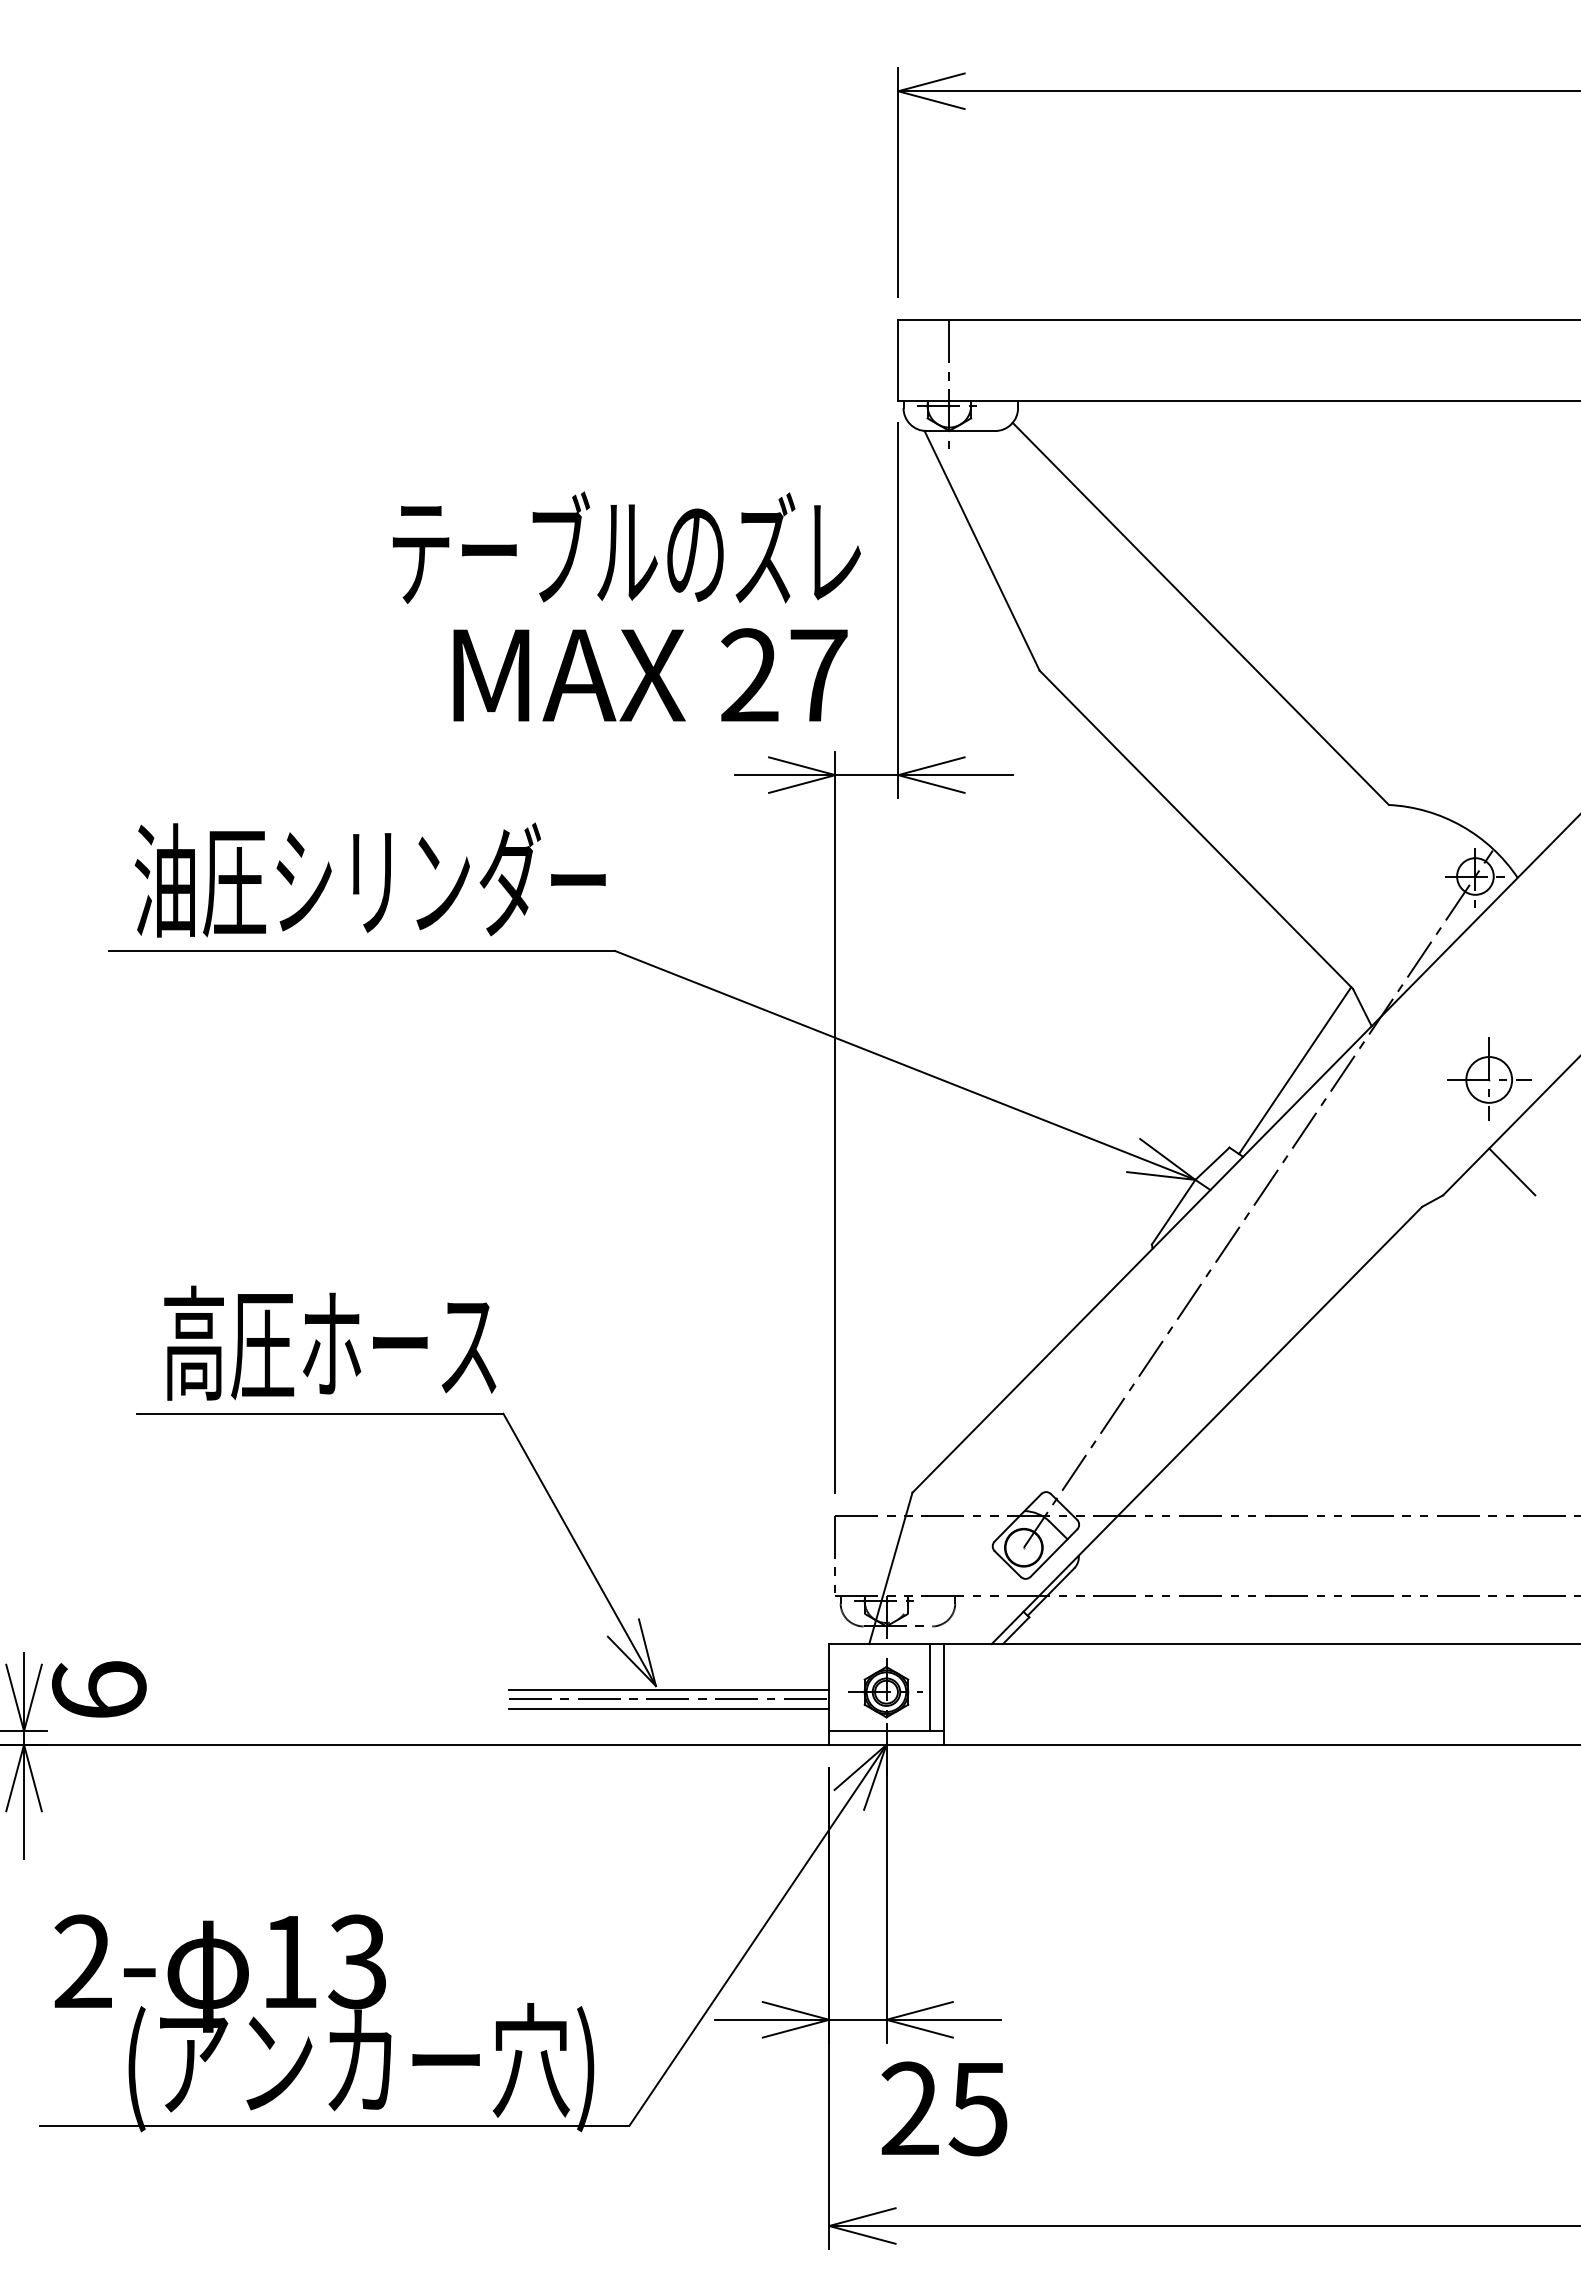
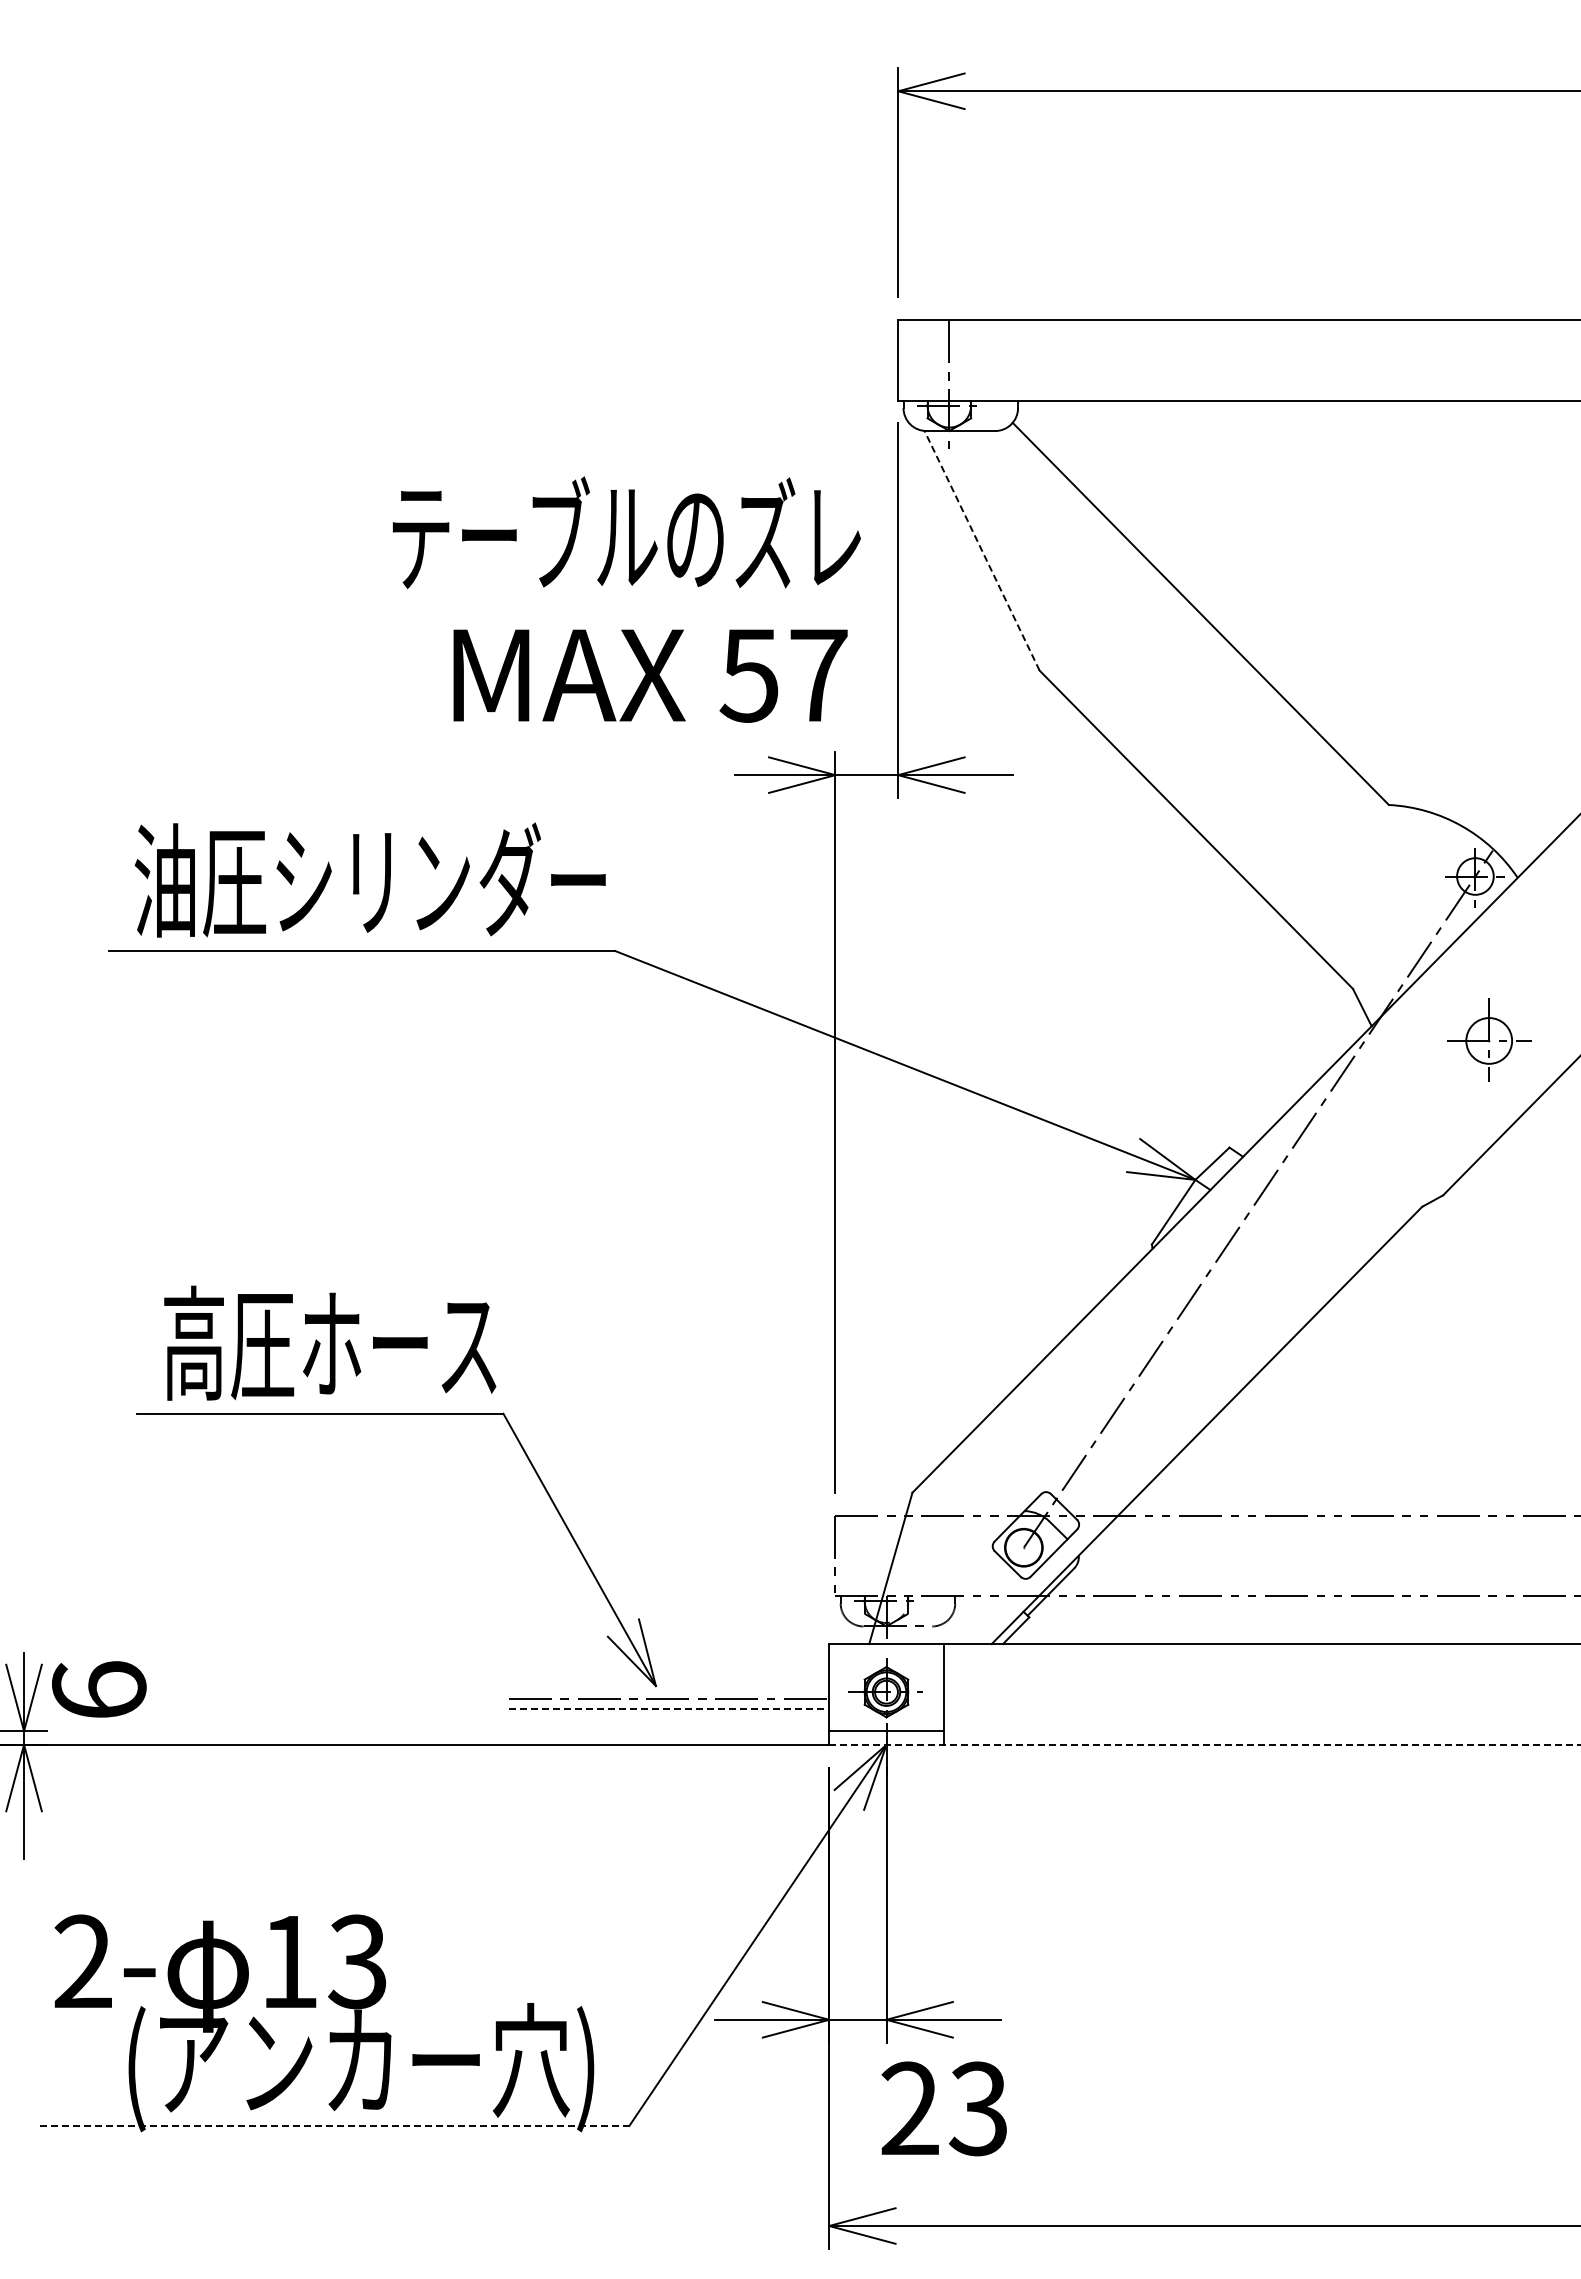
text position: (626, 547) -> (626, 532) (626, 532)
line: solid -> dashed (982, 550)
text: 27 -> 57 (748, 675)
line: present -> none (1295, 1070)
part position: (1489, 1078) -> (1489, 1039) (1489, 1039)
line: present -> none (1512, 1171)
line: present -> none (930, 1687)
line: present -> none (668, 1689)
line: solid -> dashed (669, 1708)
line: solid -> dashed (1205, 1744)
text: 25 -> 23 (977, 2108)
line: solid -> dashed (334, 2125)
